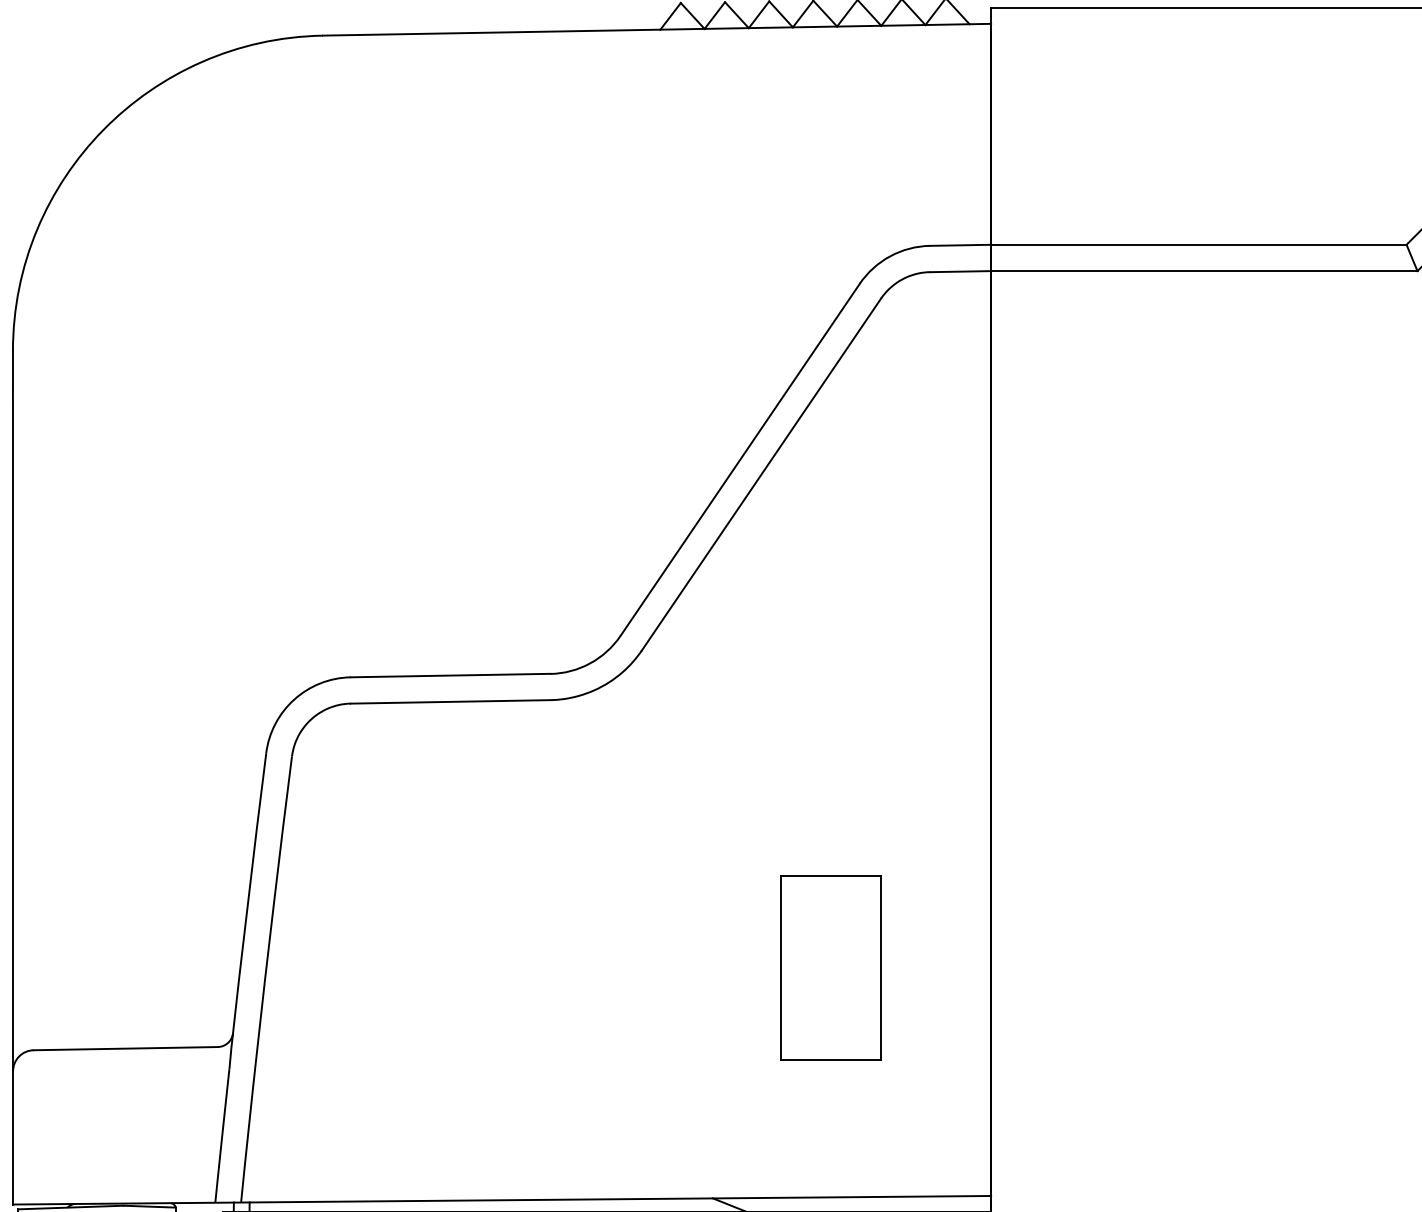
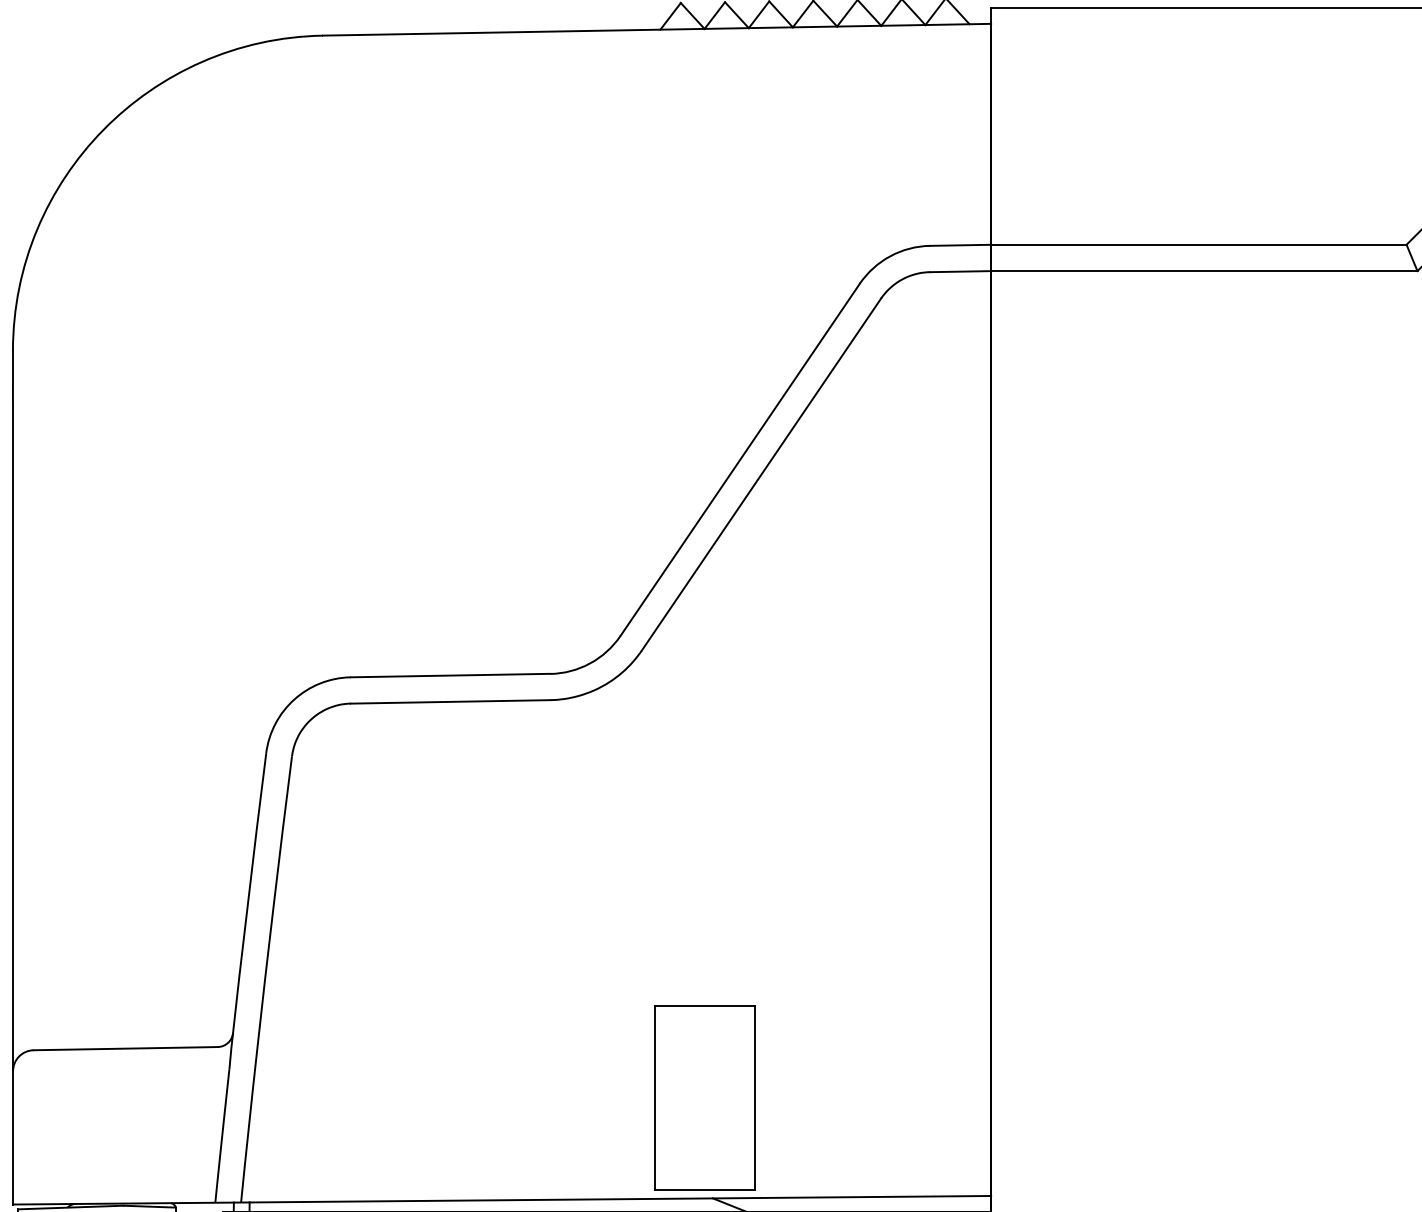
part position: (830, 967) -> (704, 1097) (704, 1097)
